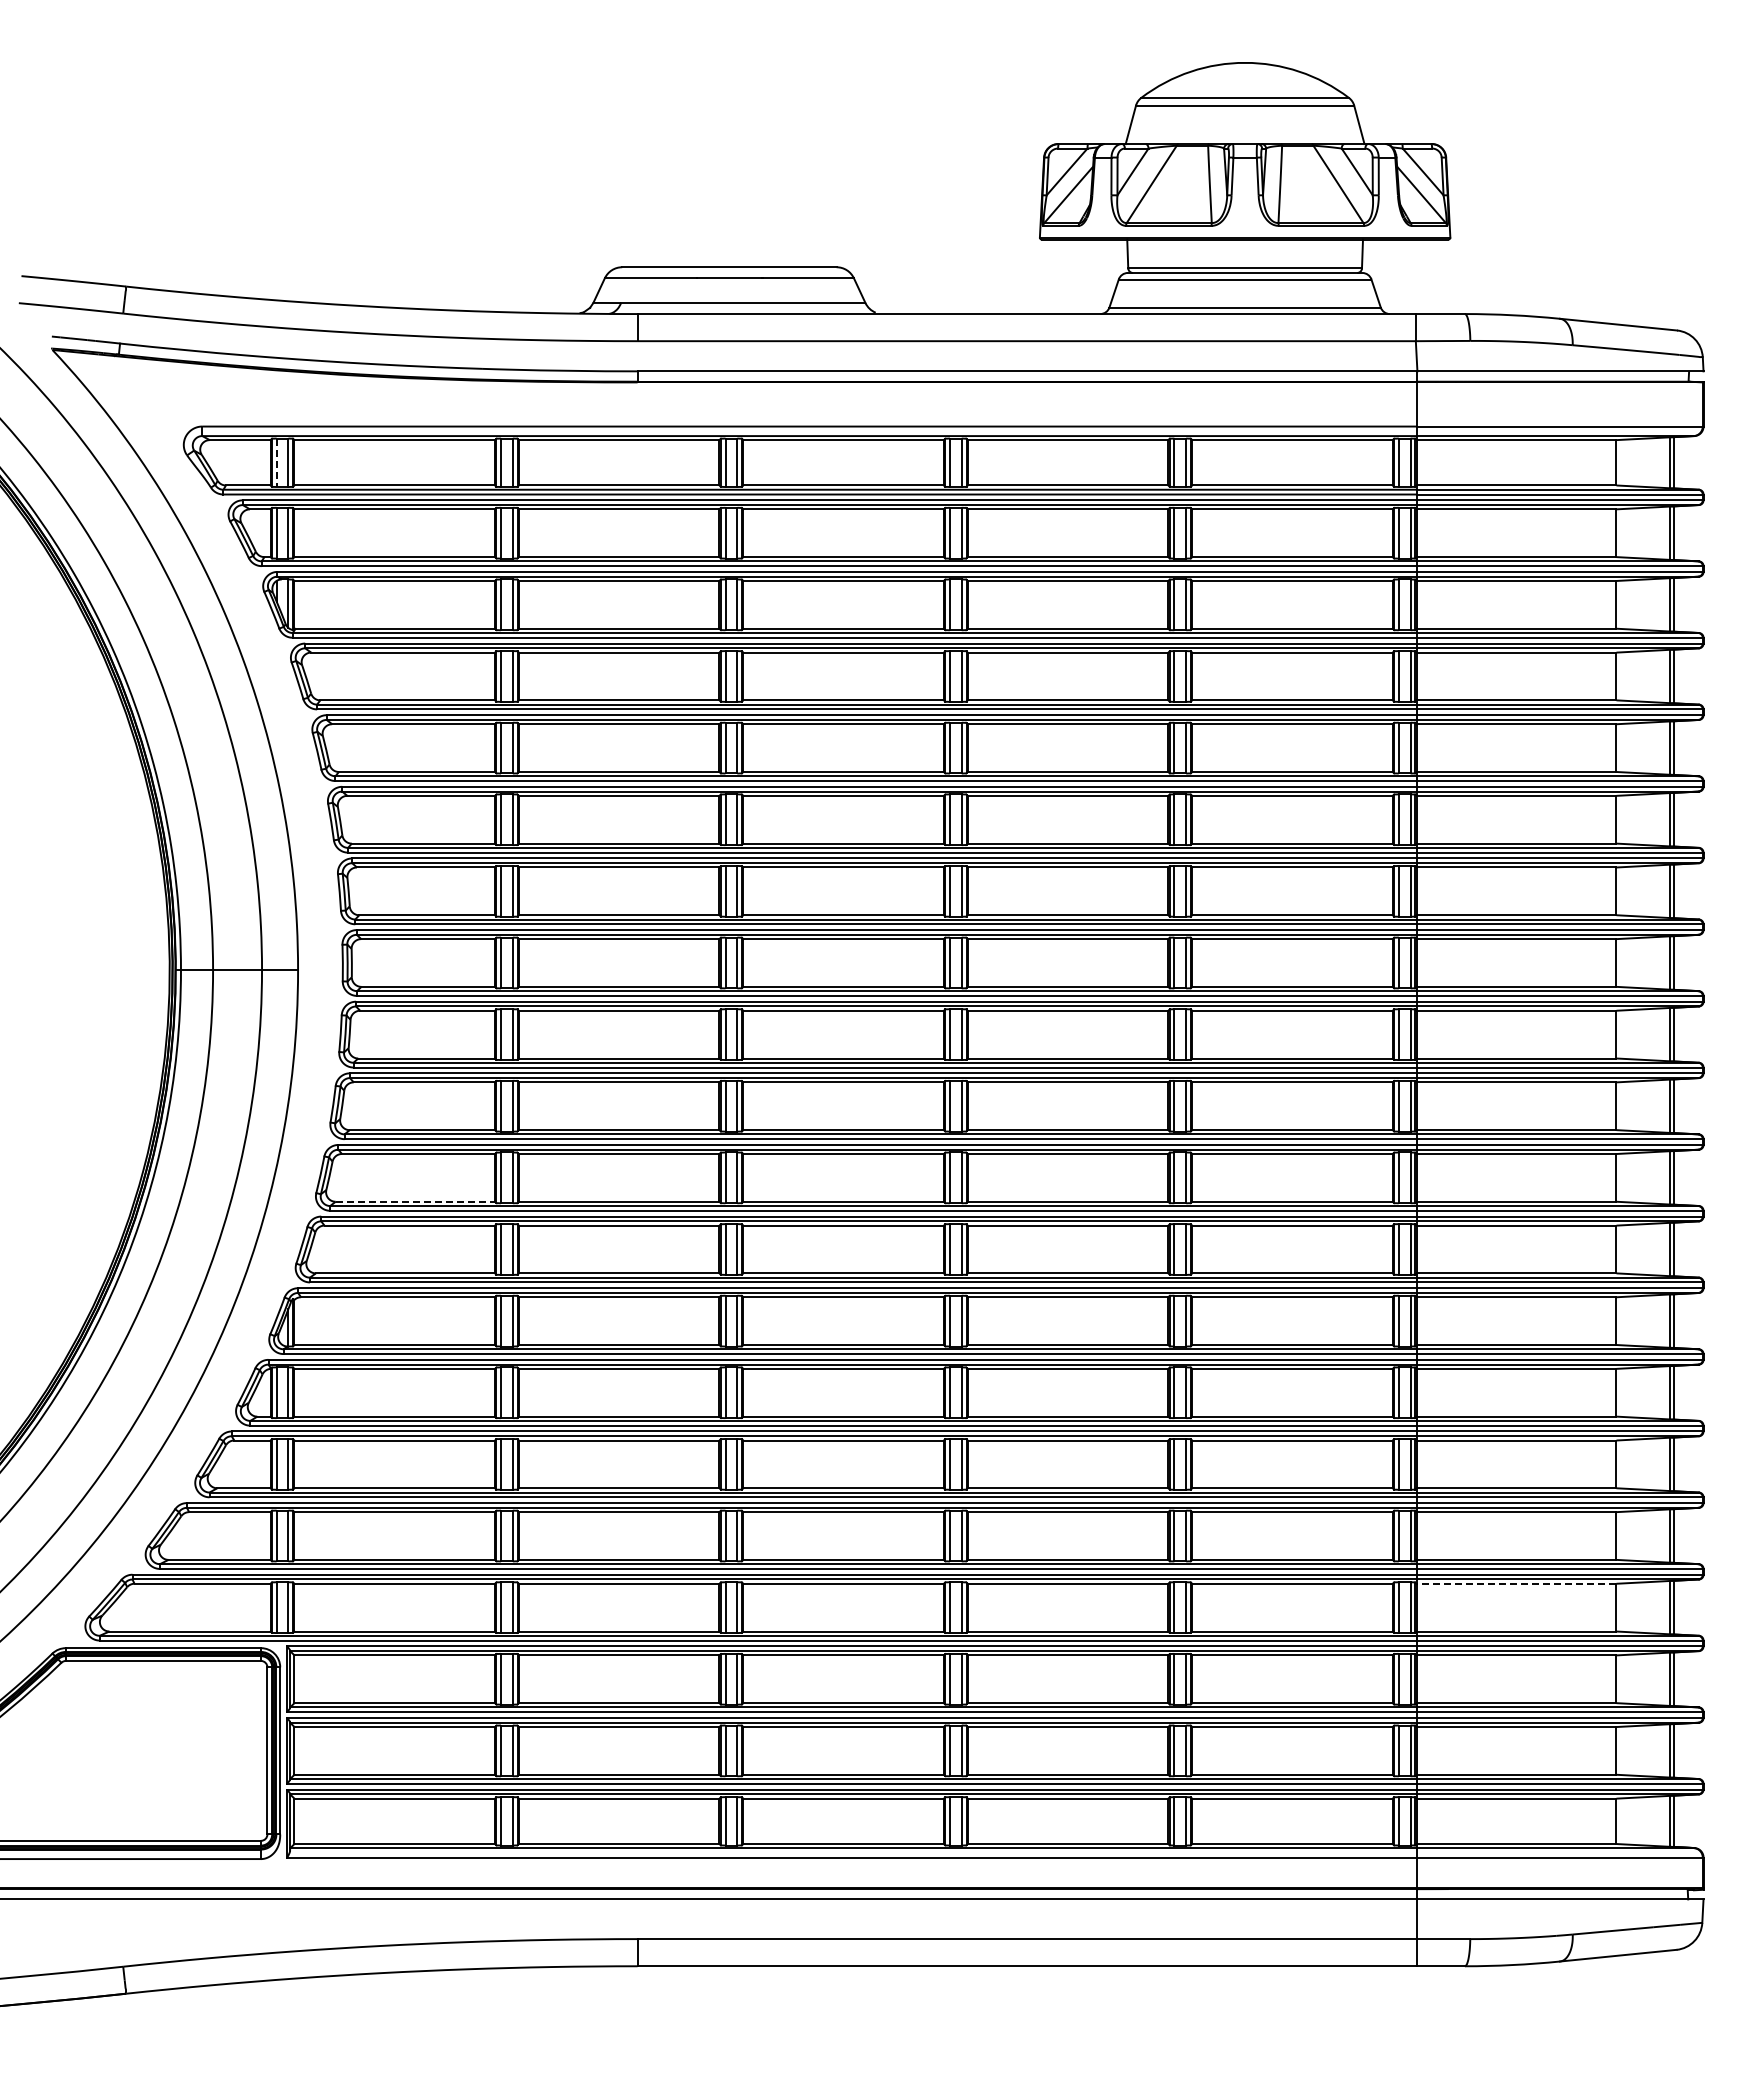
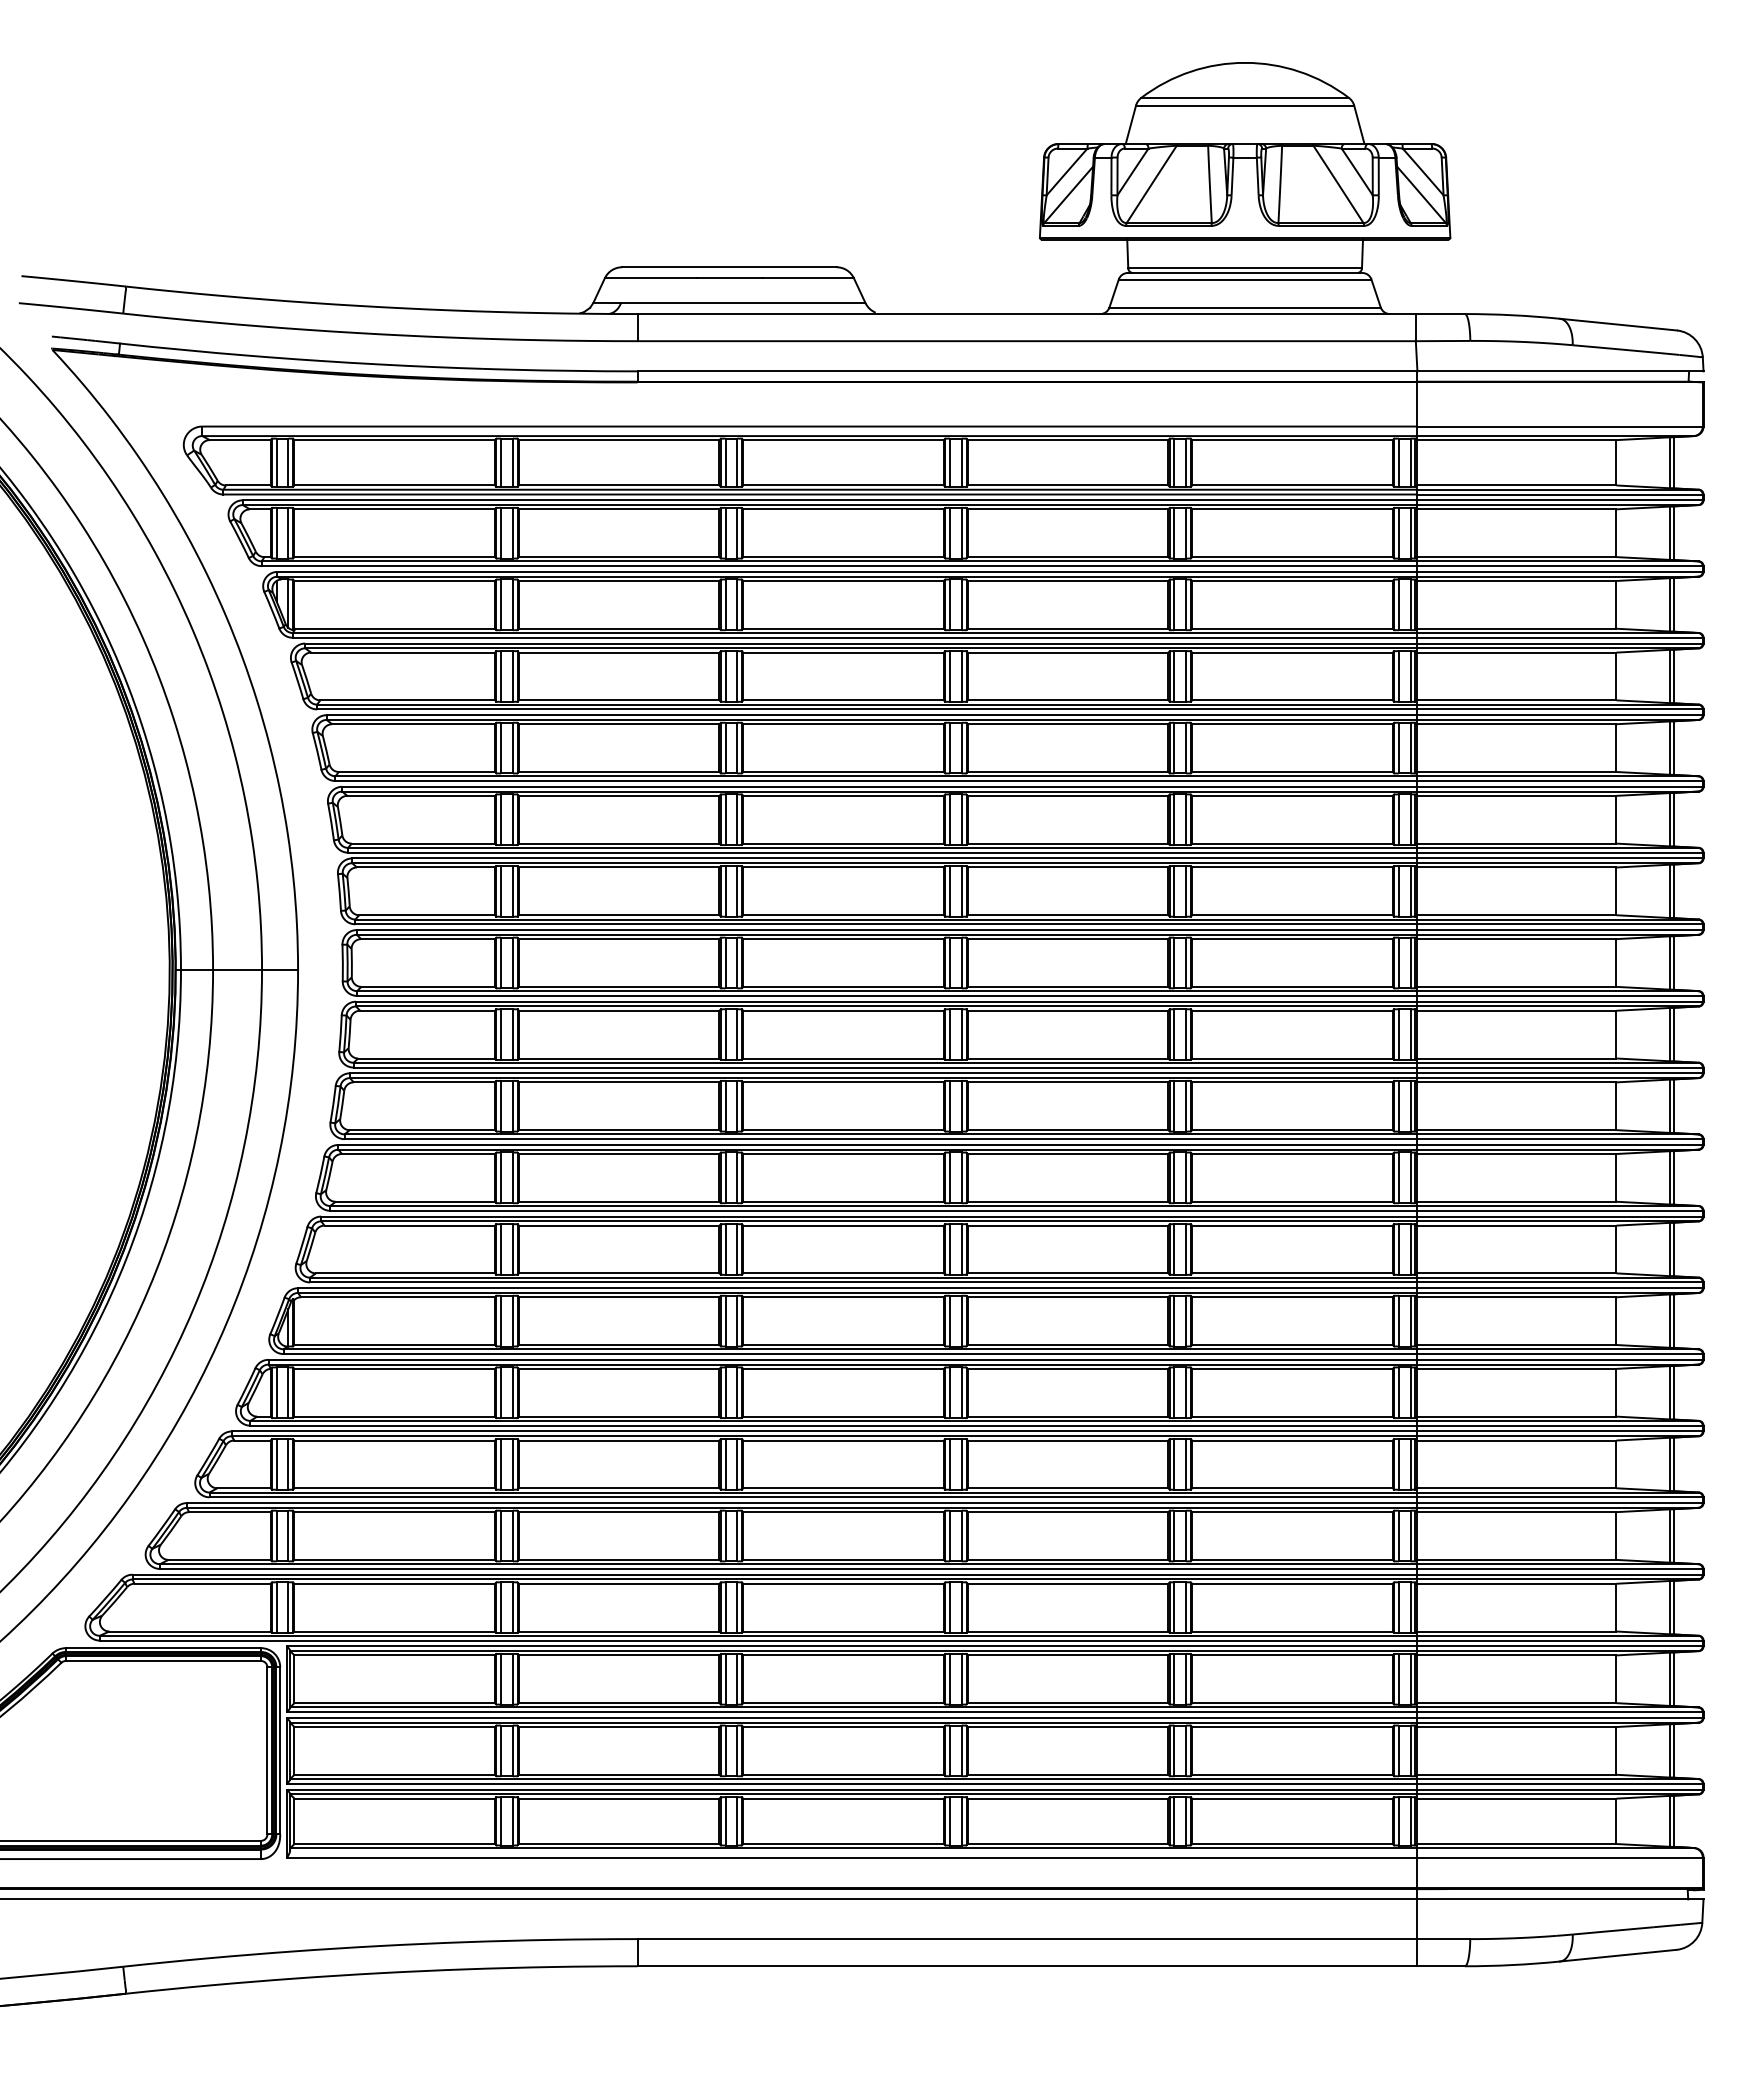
line: dashed -> solid (276, 463)
line: dashed -> solid (415, 1201)
line: dashed -> solid (1516, 1583)
